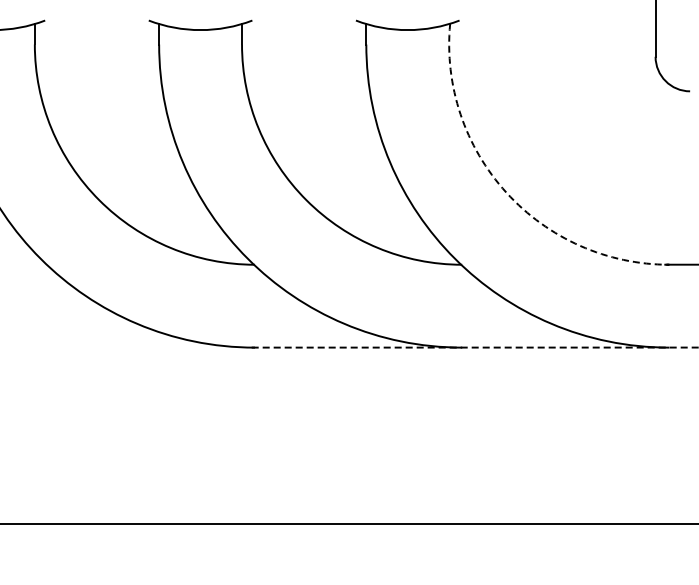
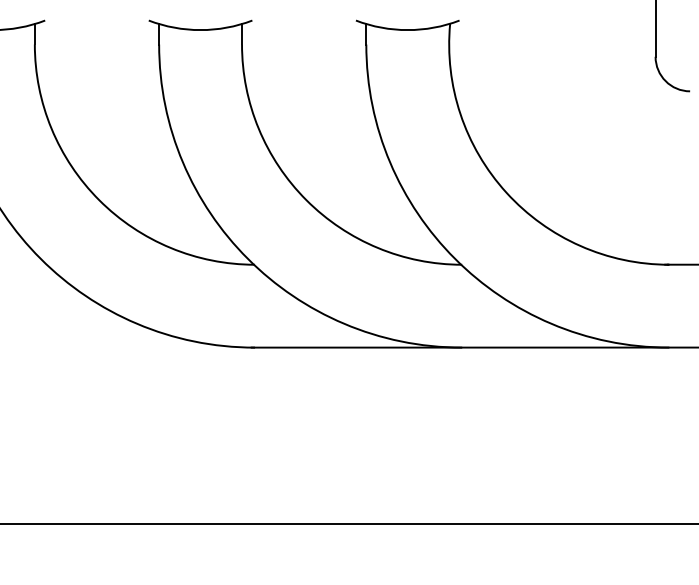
arc: dashed -> solid (506, 192)
line: dashed -> solid (475, 347)
